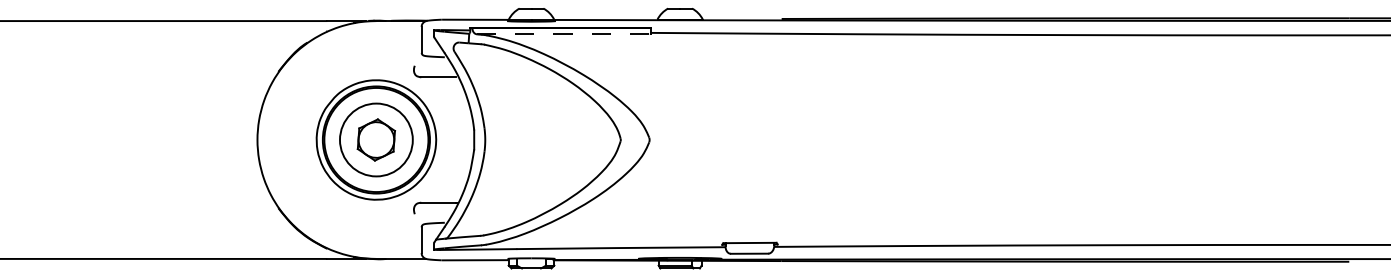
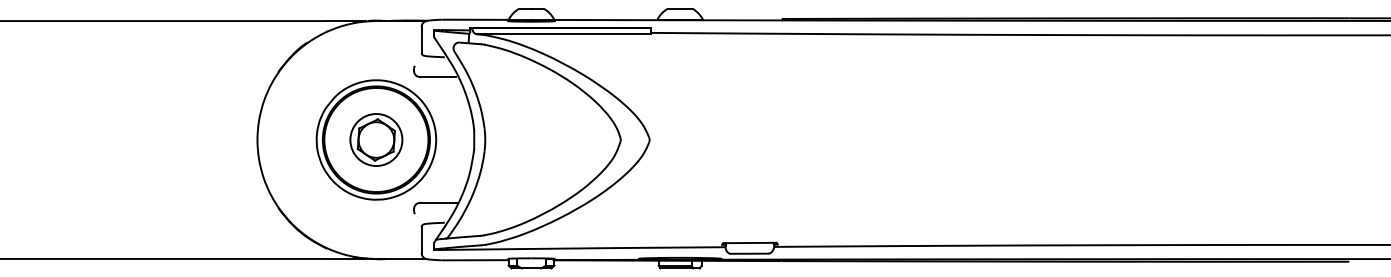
line: dashed -> solid (564, 34)
circle diameter: 73 px -> 52 px (376, 140)
